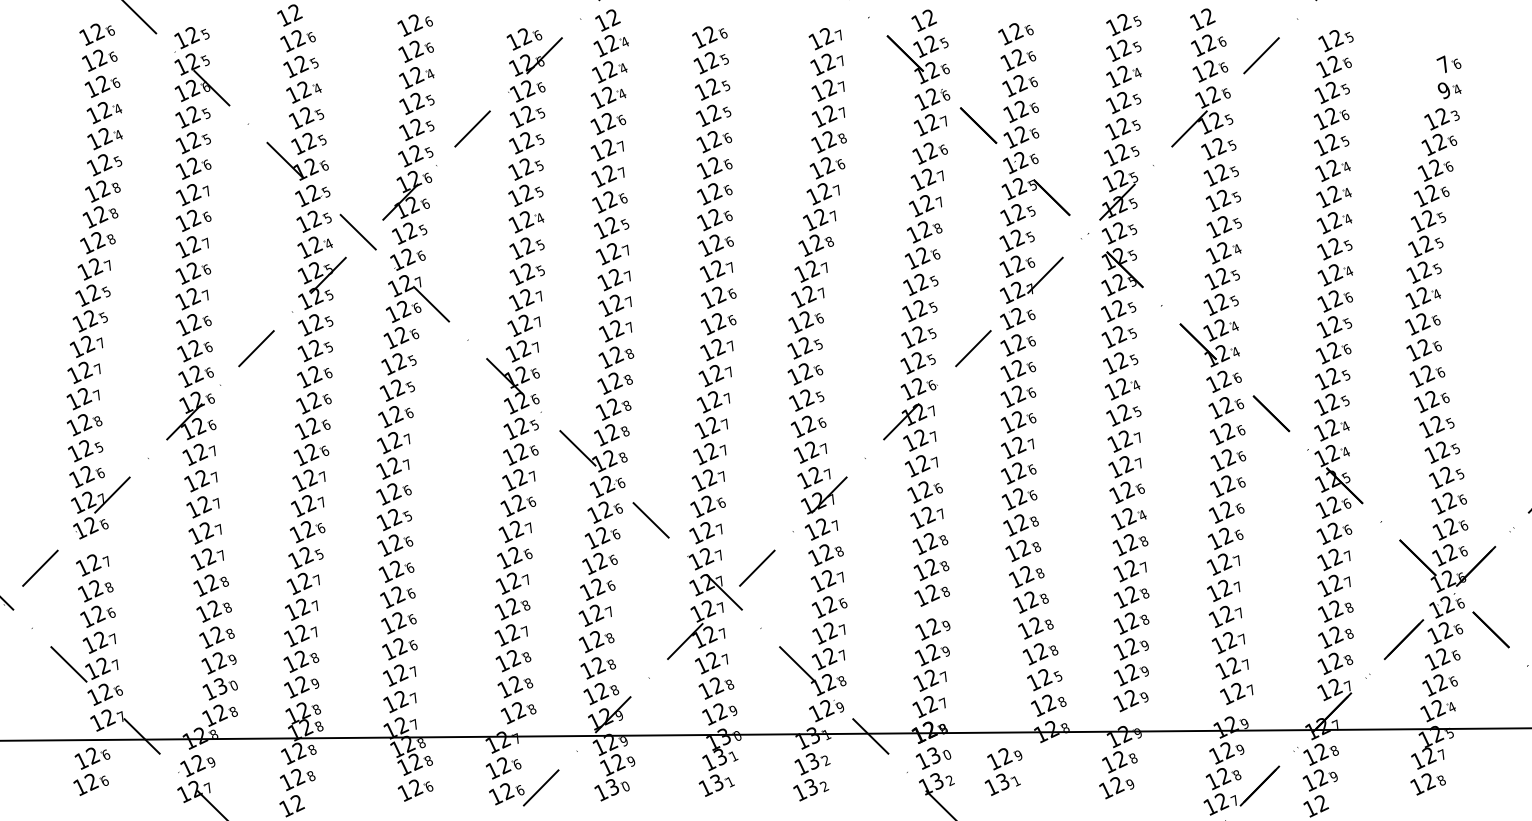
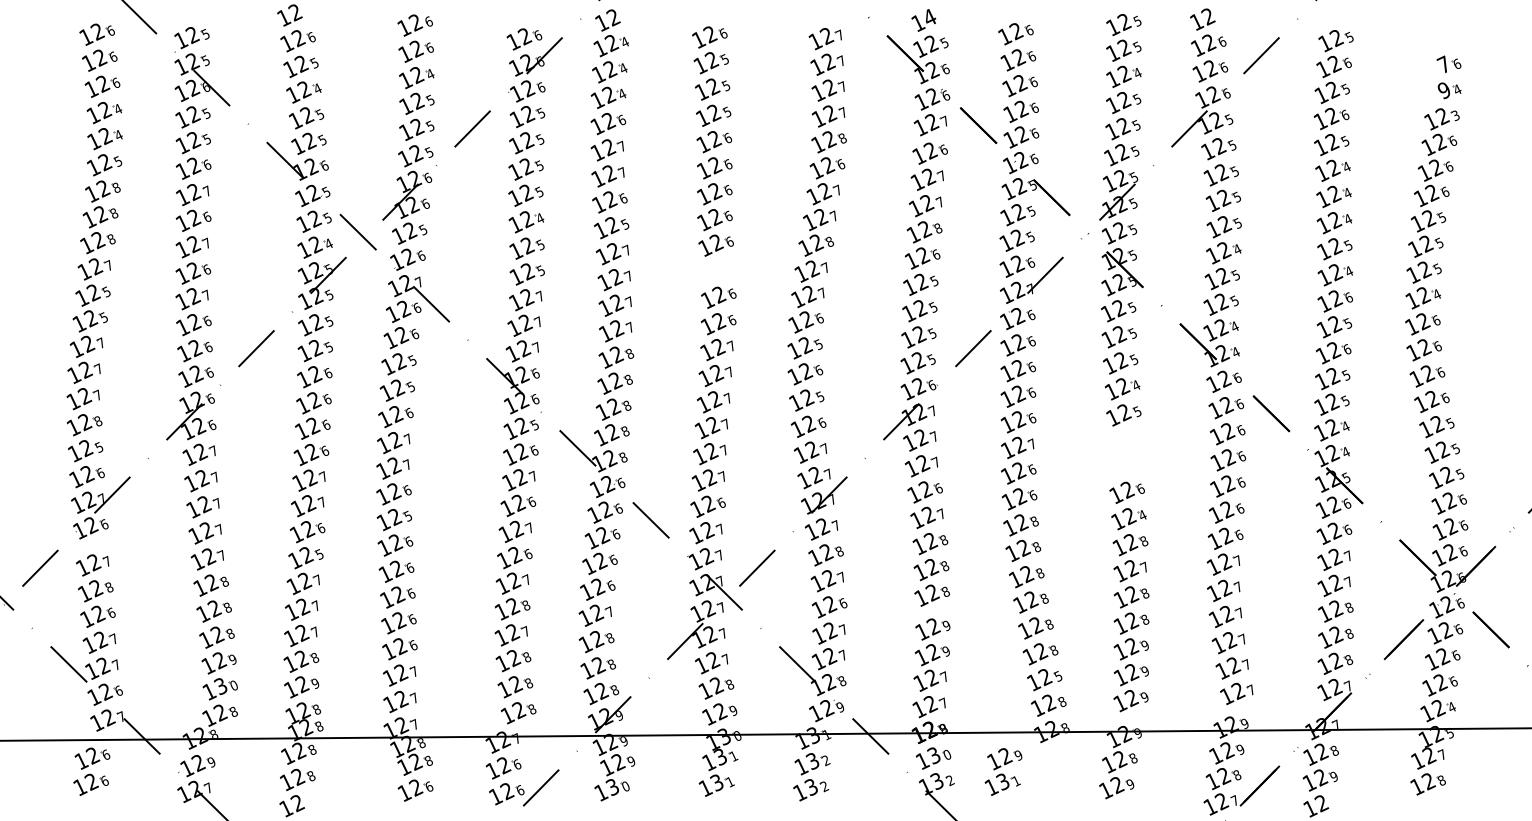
text: 12 -> 14 (929, 17)
part: present -> none (716, 271)
part: present -> none (1124, 454)
